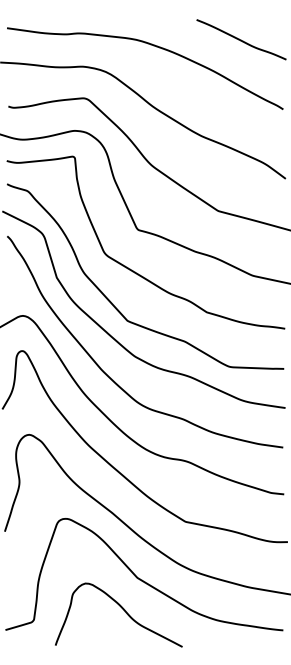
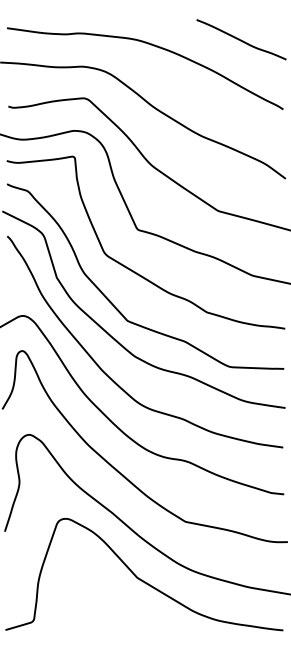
curve: present -> none (122, 609)
